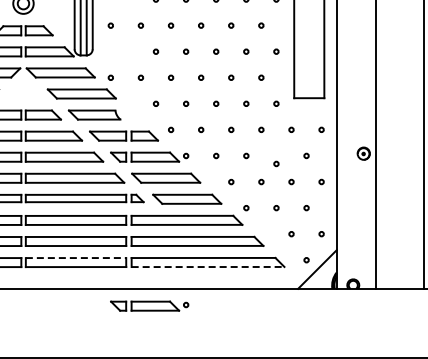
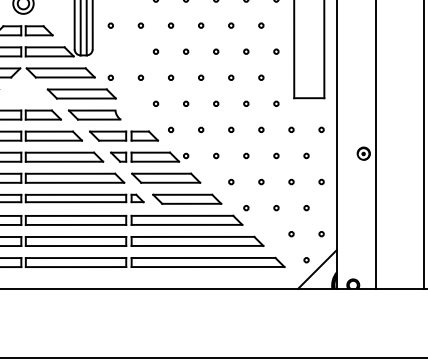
circle position: (276, 163) -> (276, 155) (276, 155)
line: dashed -> solid (76, 258)
line: dashed -> solid (208, 267)
part: present -> none (149, 305)
